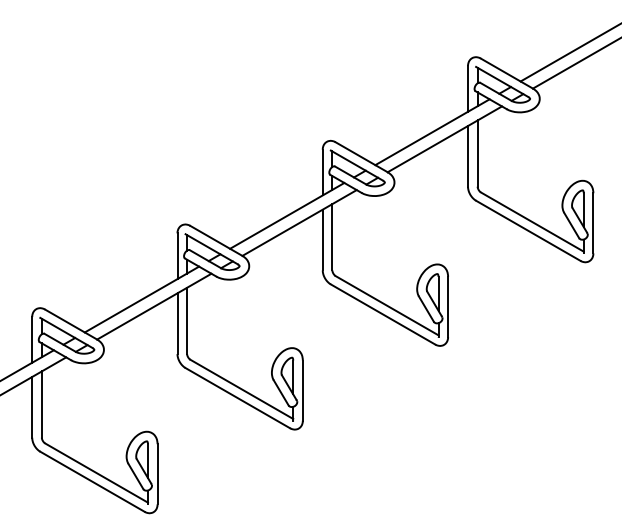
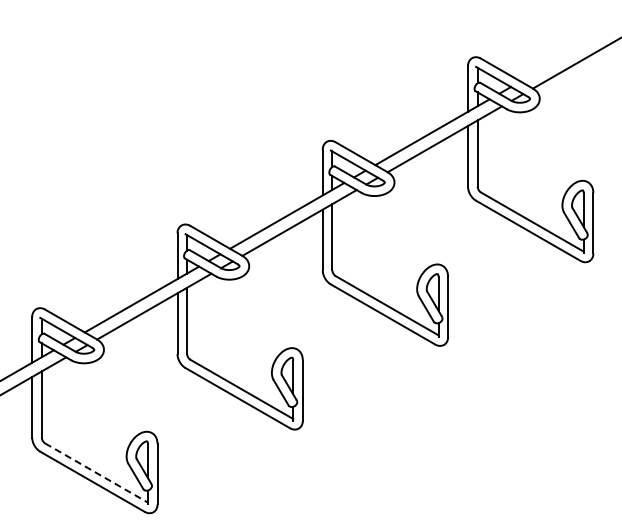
line: present -> none (569, 53)
line: solid -> dashed (96, 473)
